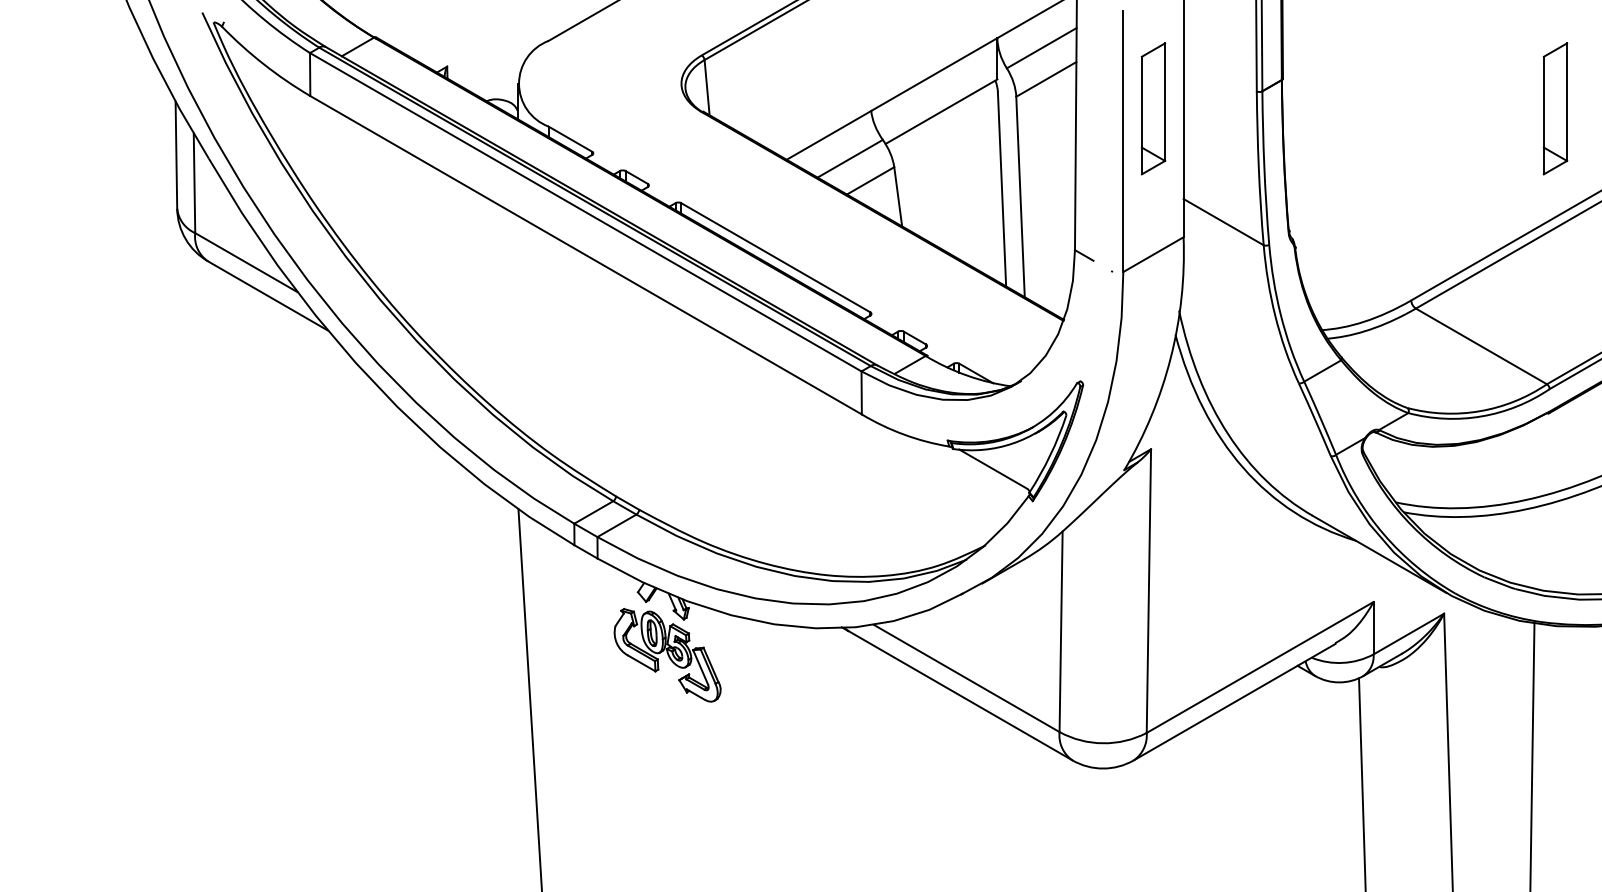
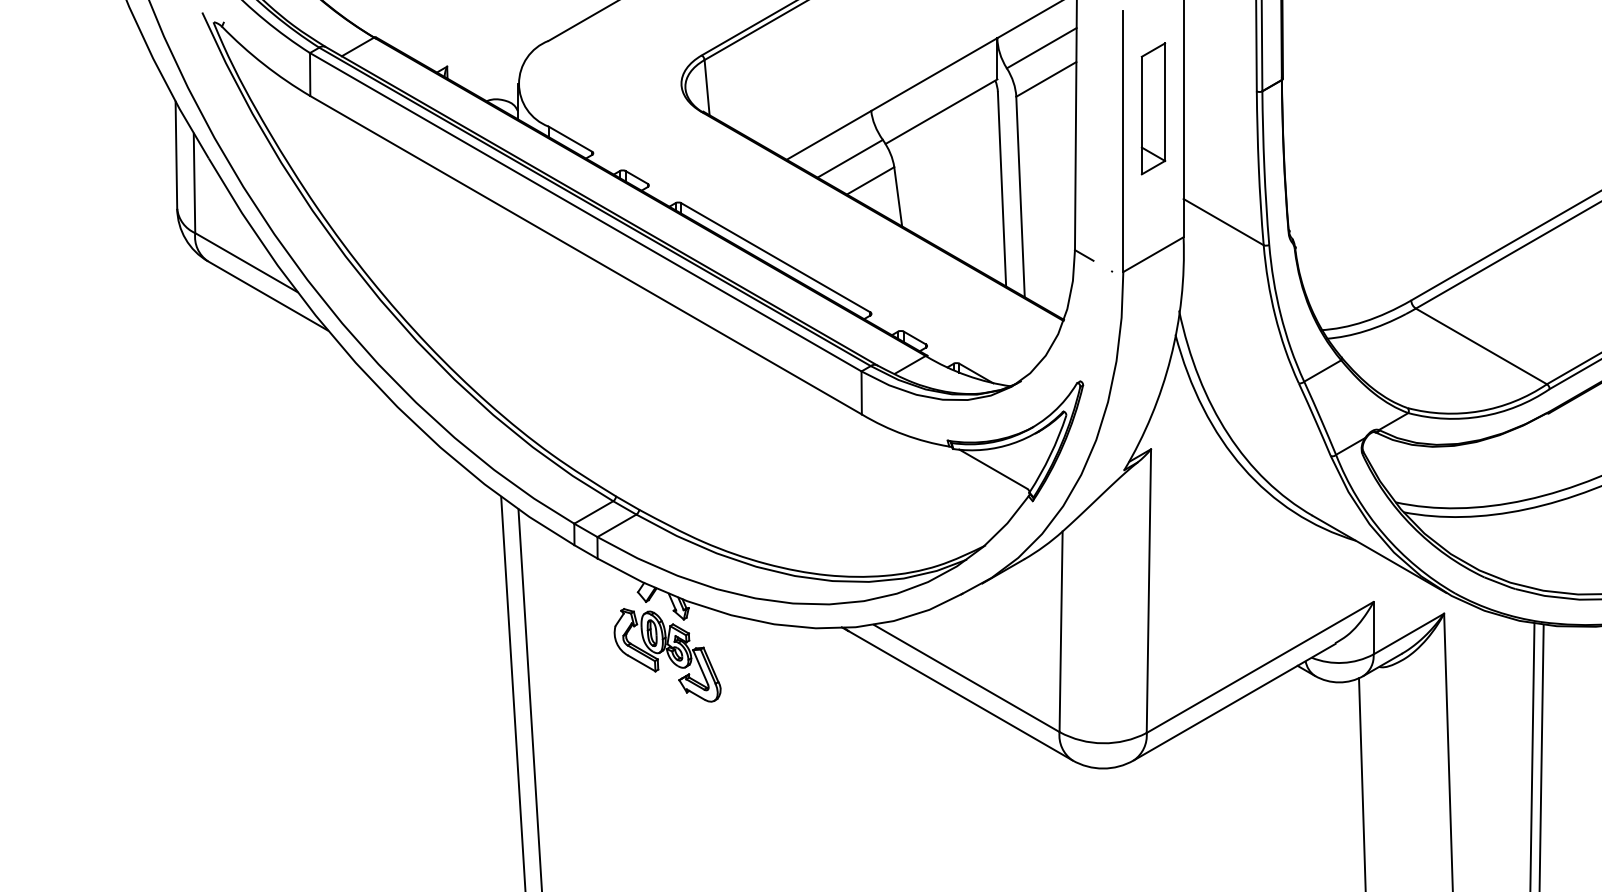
part: present -> none (1555, 108)
line: none -> present (513, 692)
line: none -> present (1541, 756)
